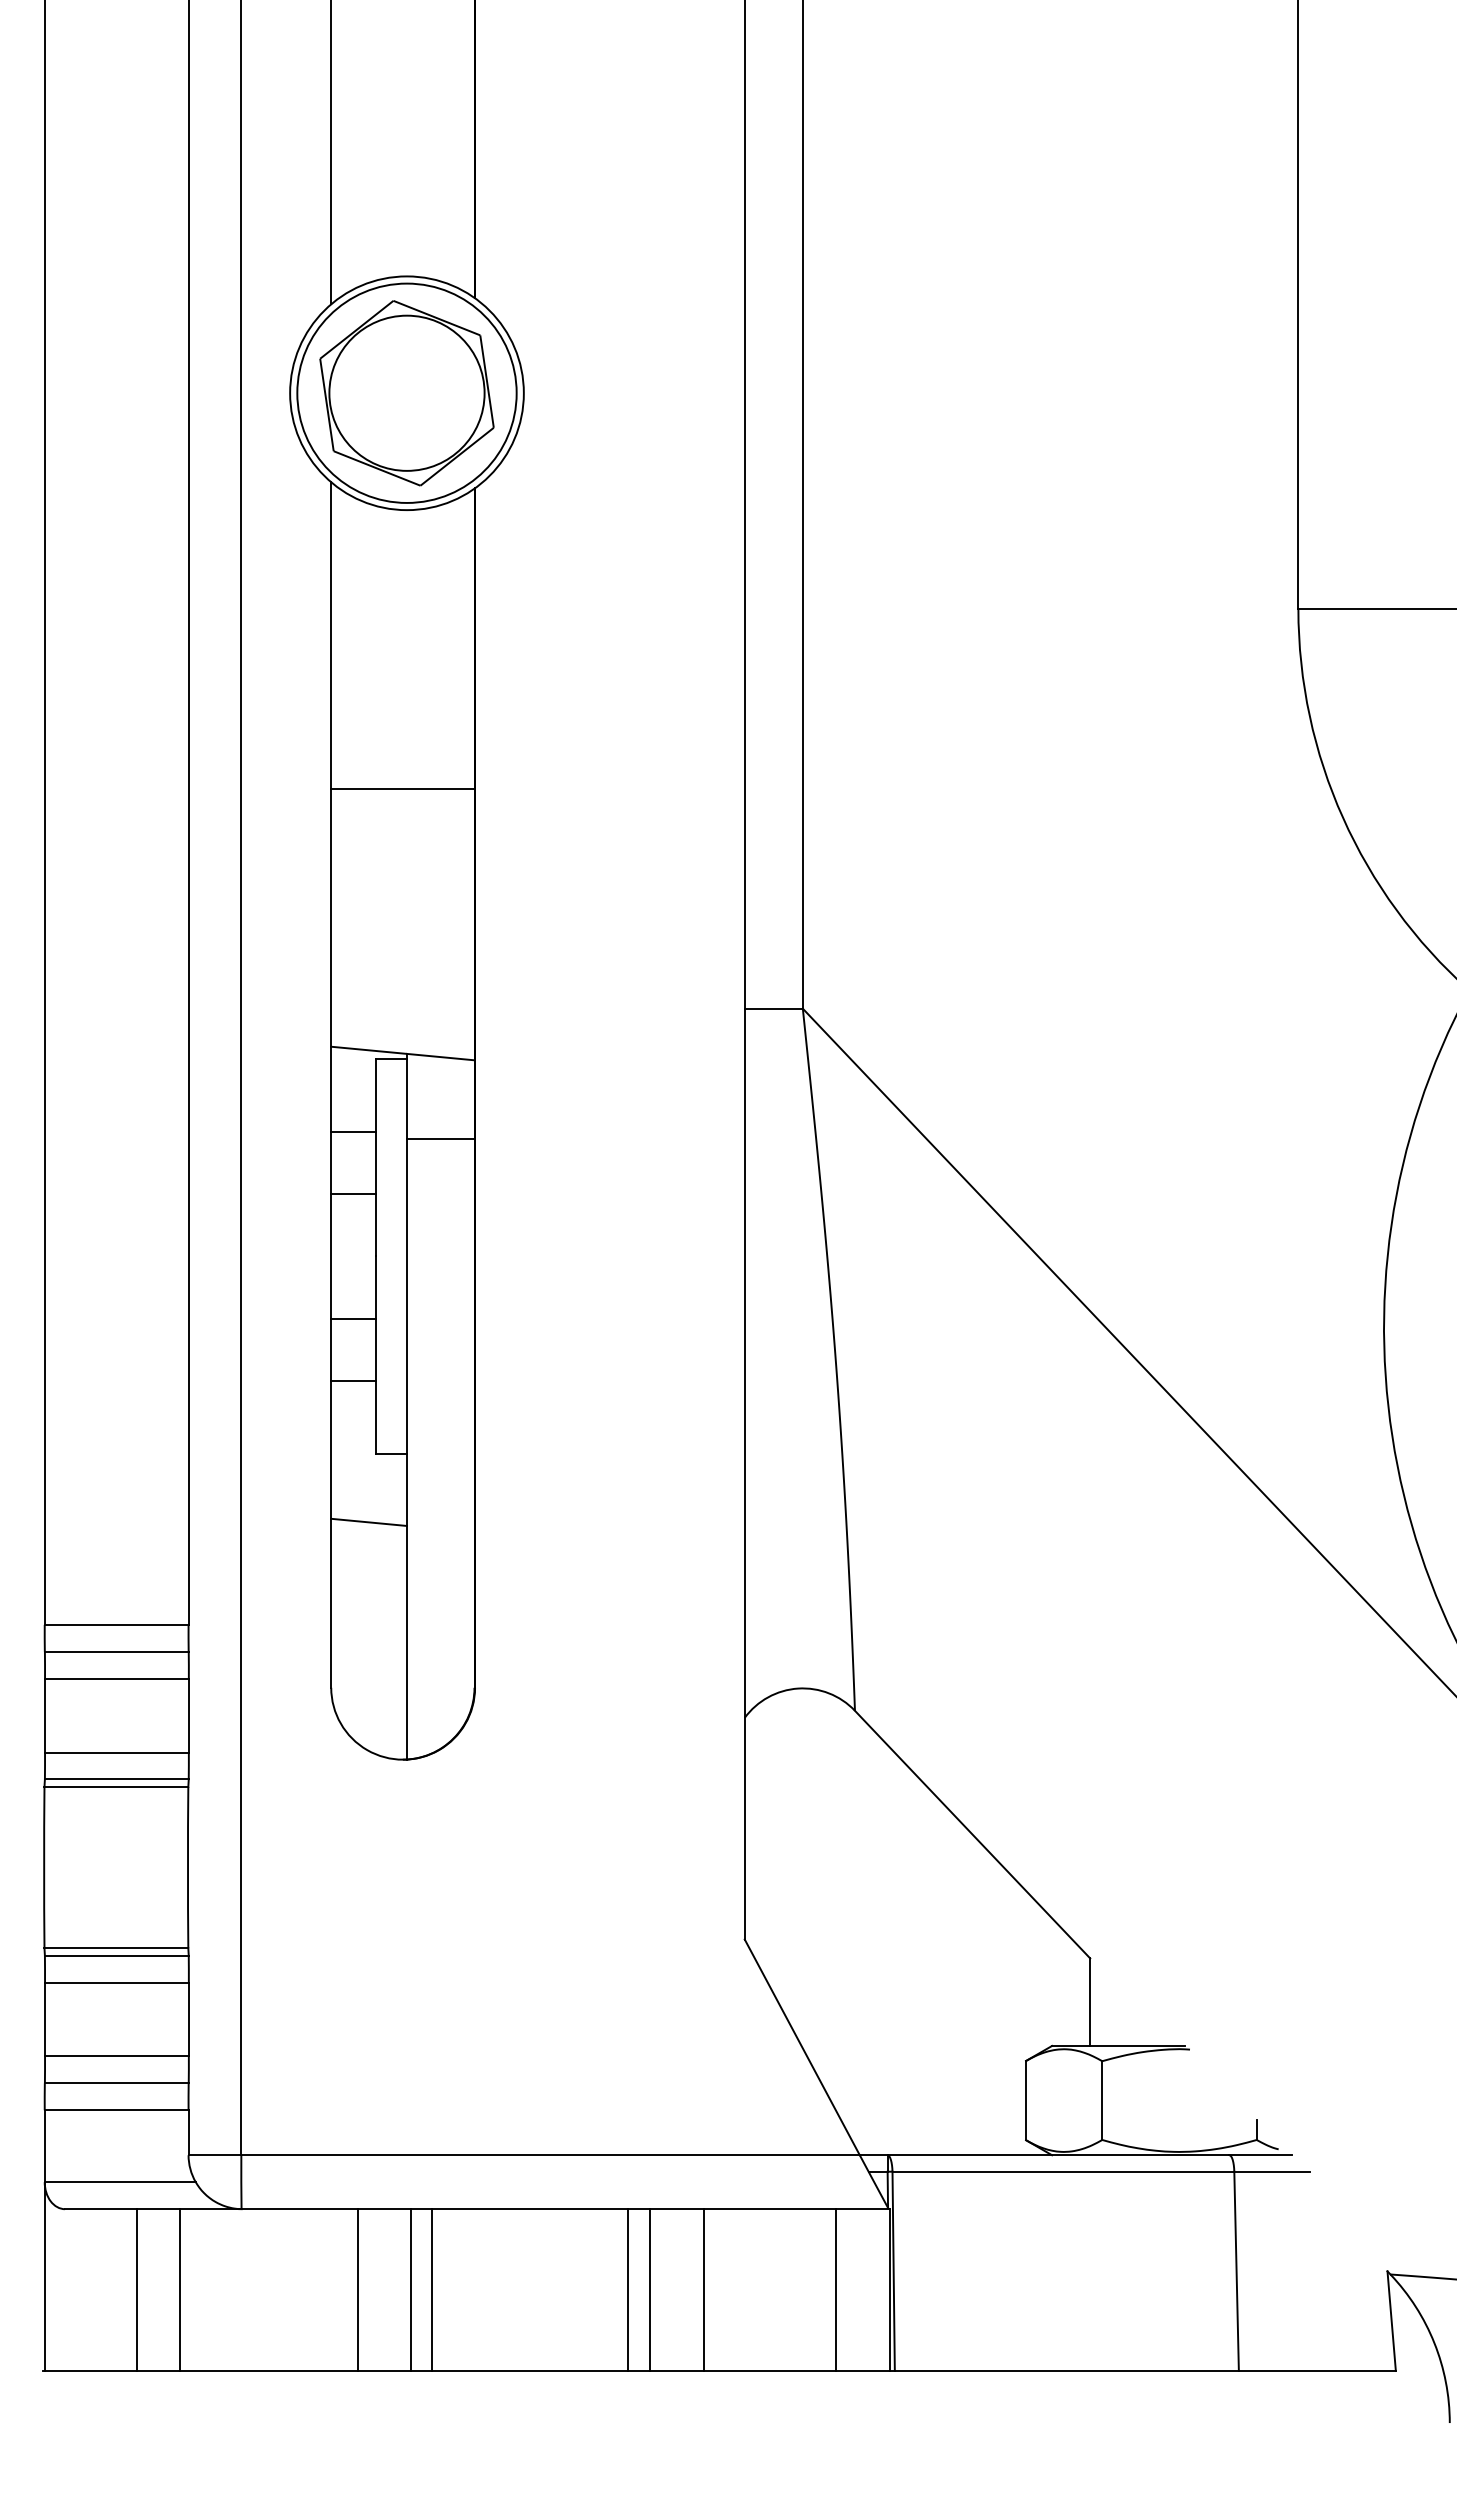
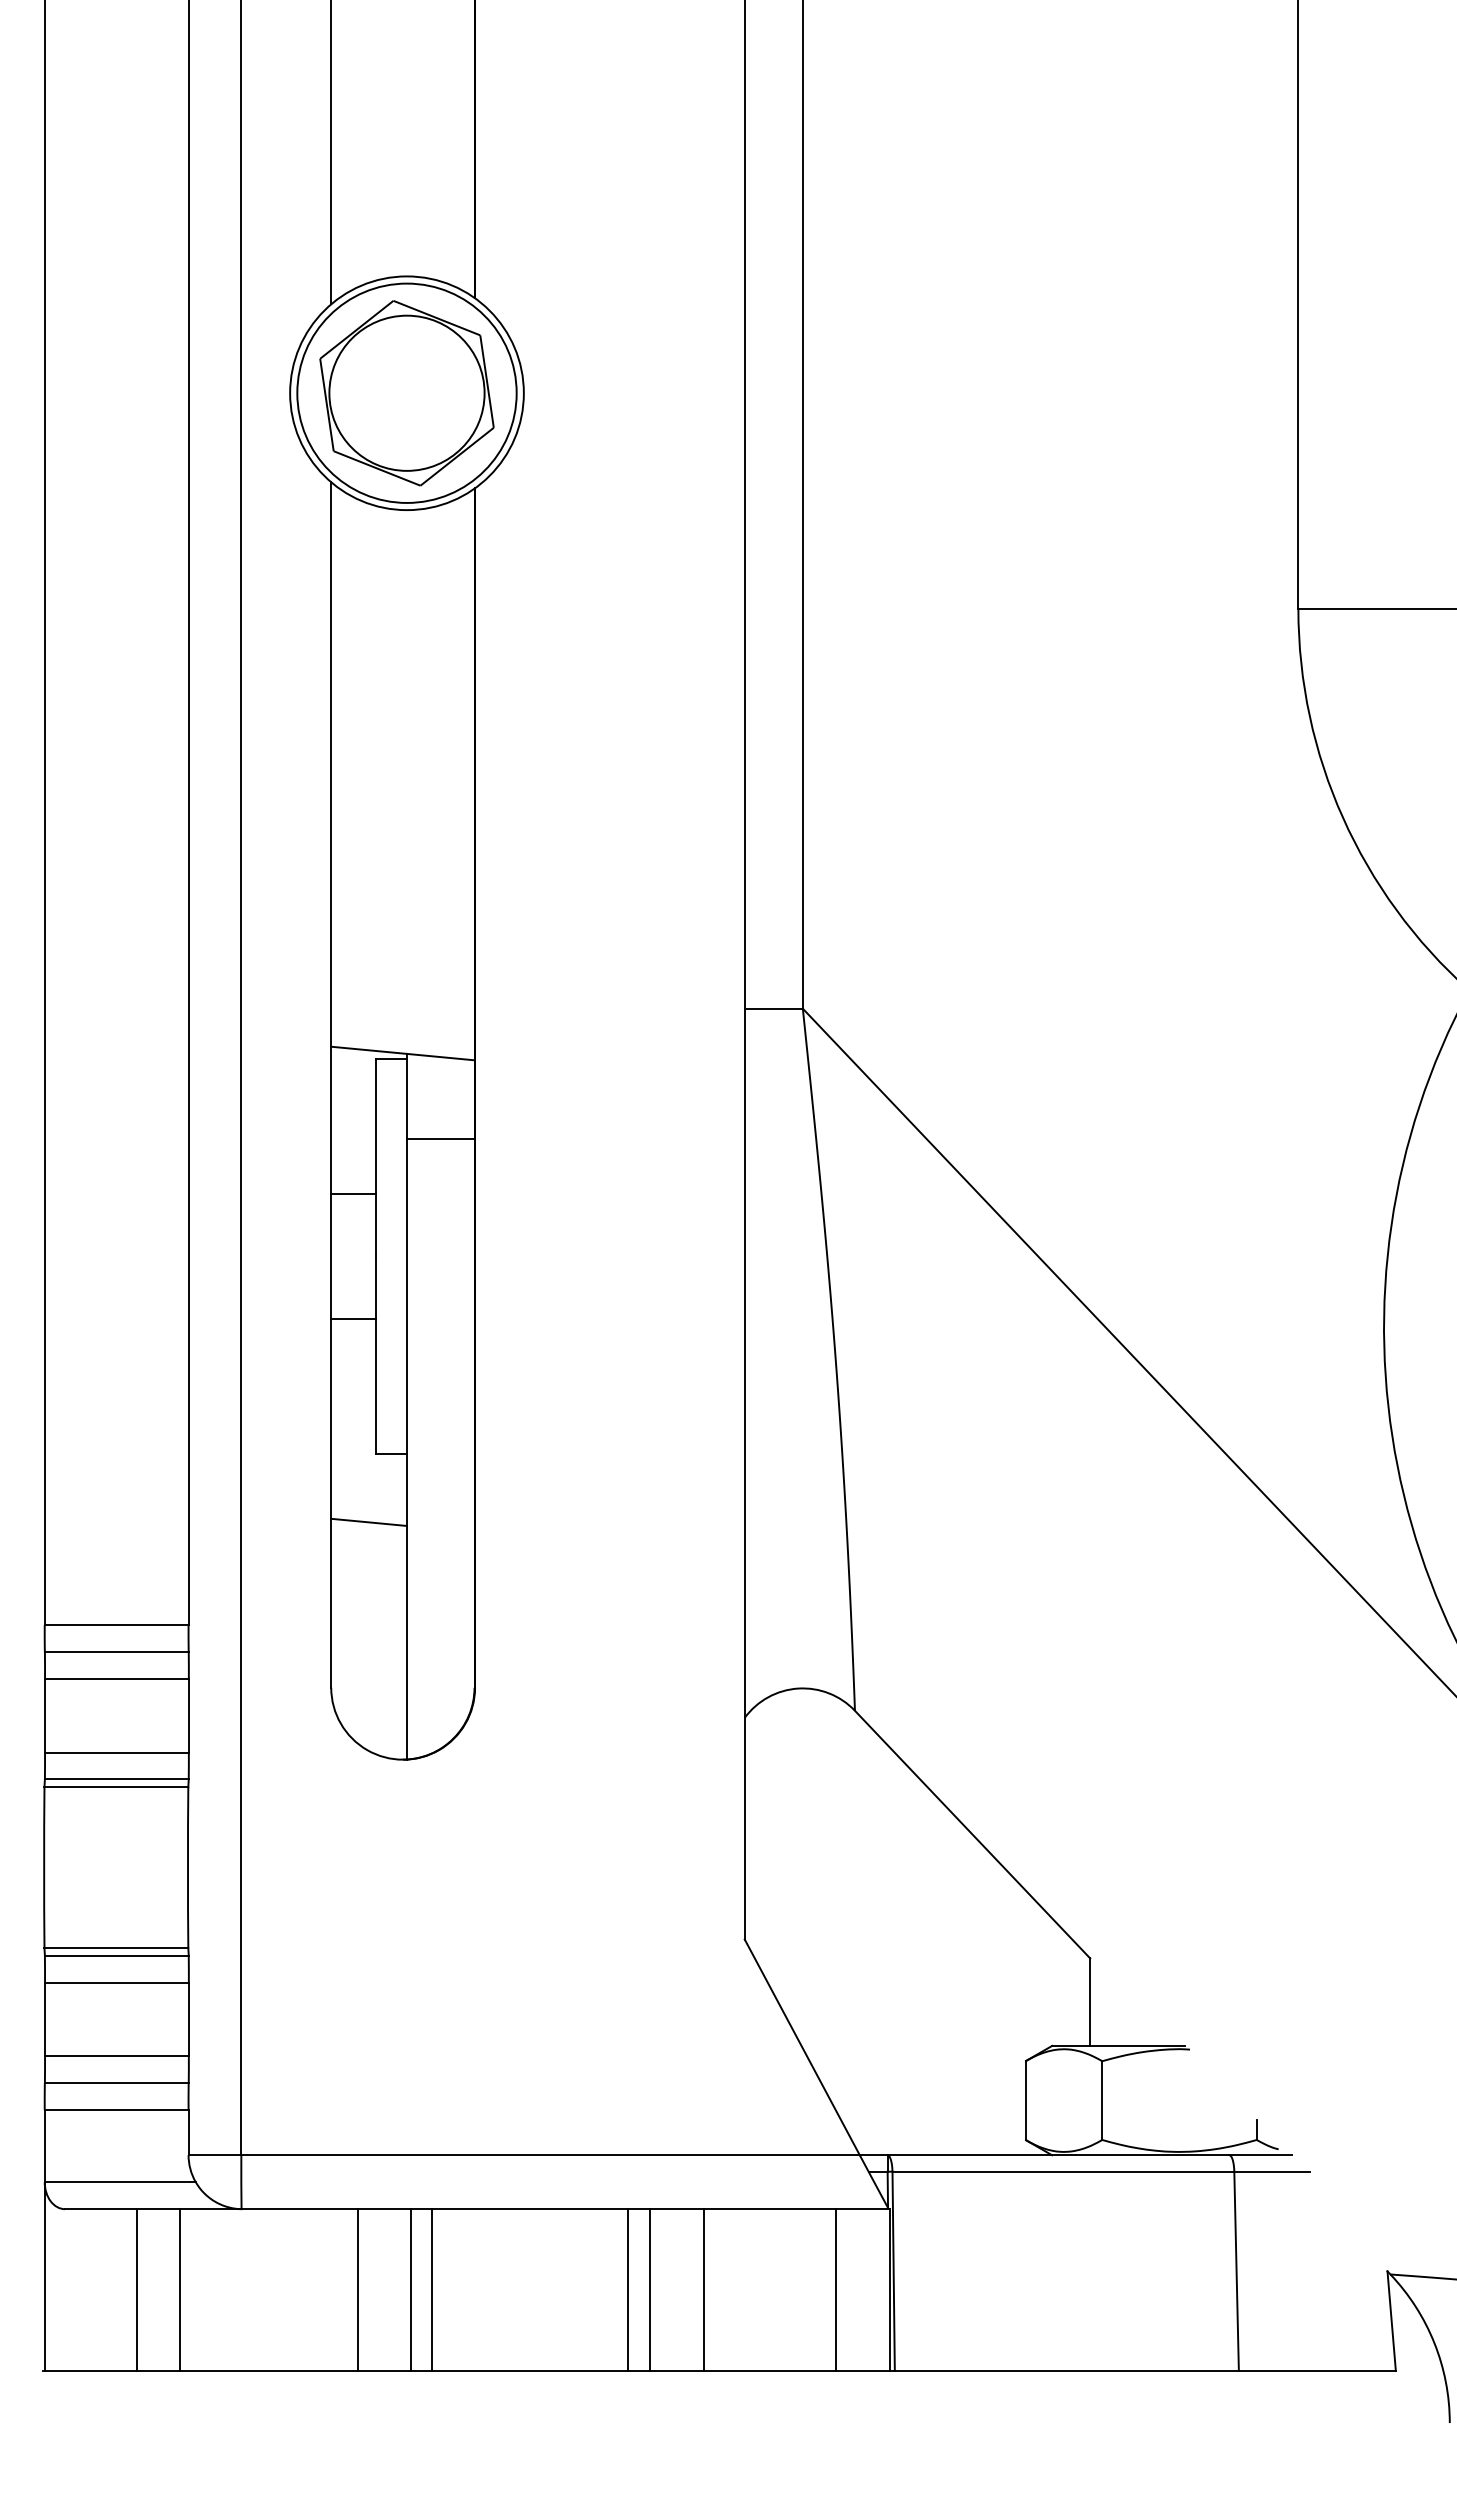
line: present -> none (402, 788)
line: present -> none (353, 1131)
line: present -> none (353, 1380)
